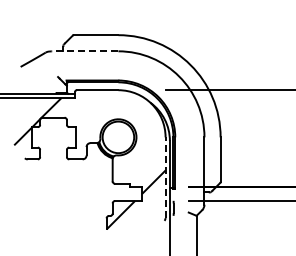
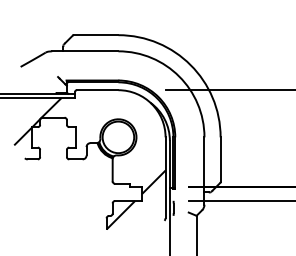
line: dashed -> solid (84, 51)
line: dashed -> solid (165, 177)
